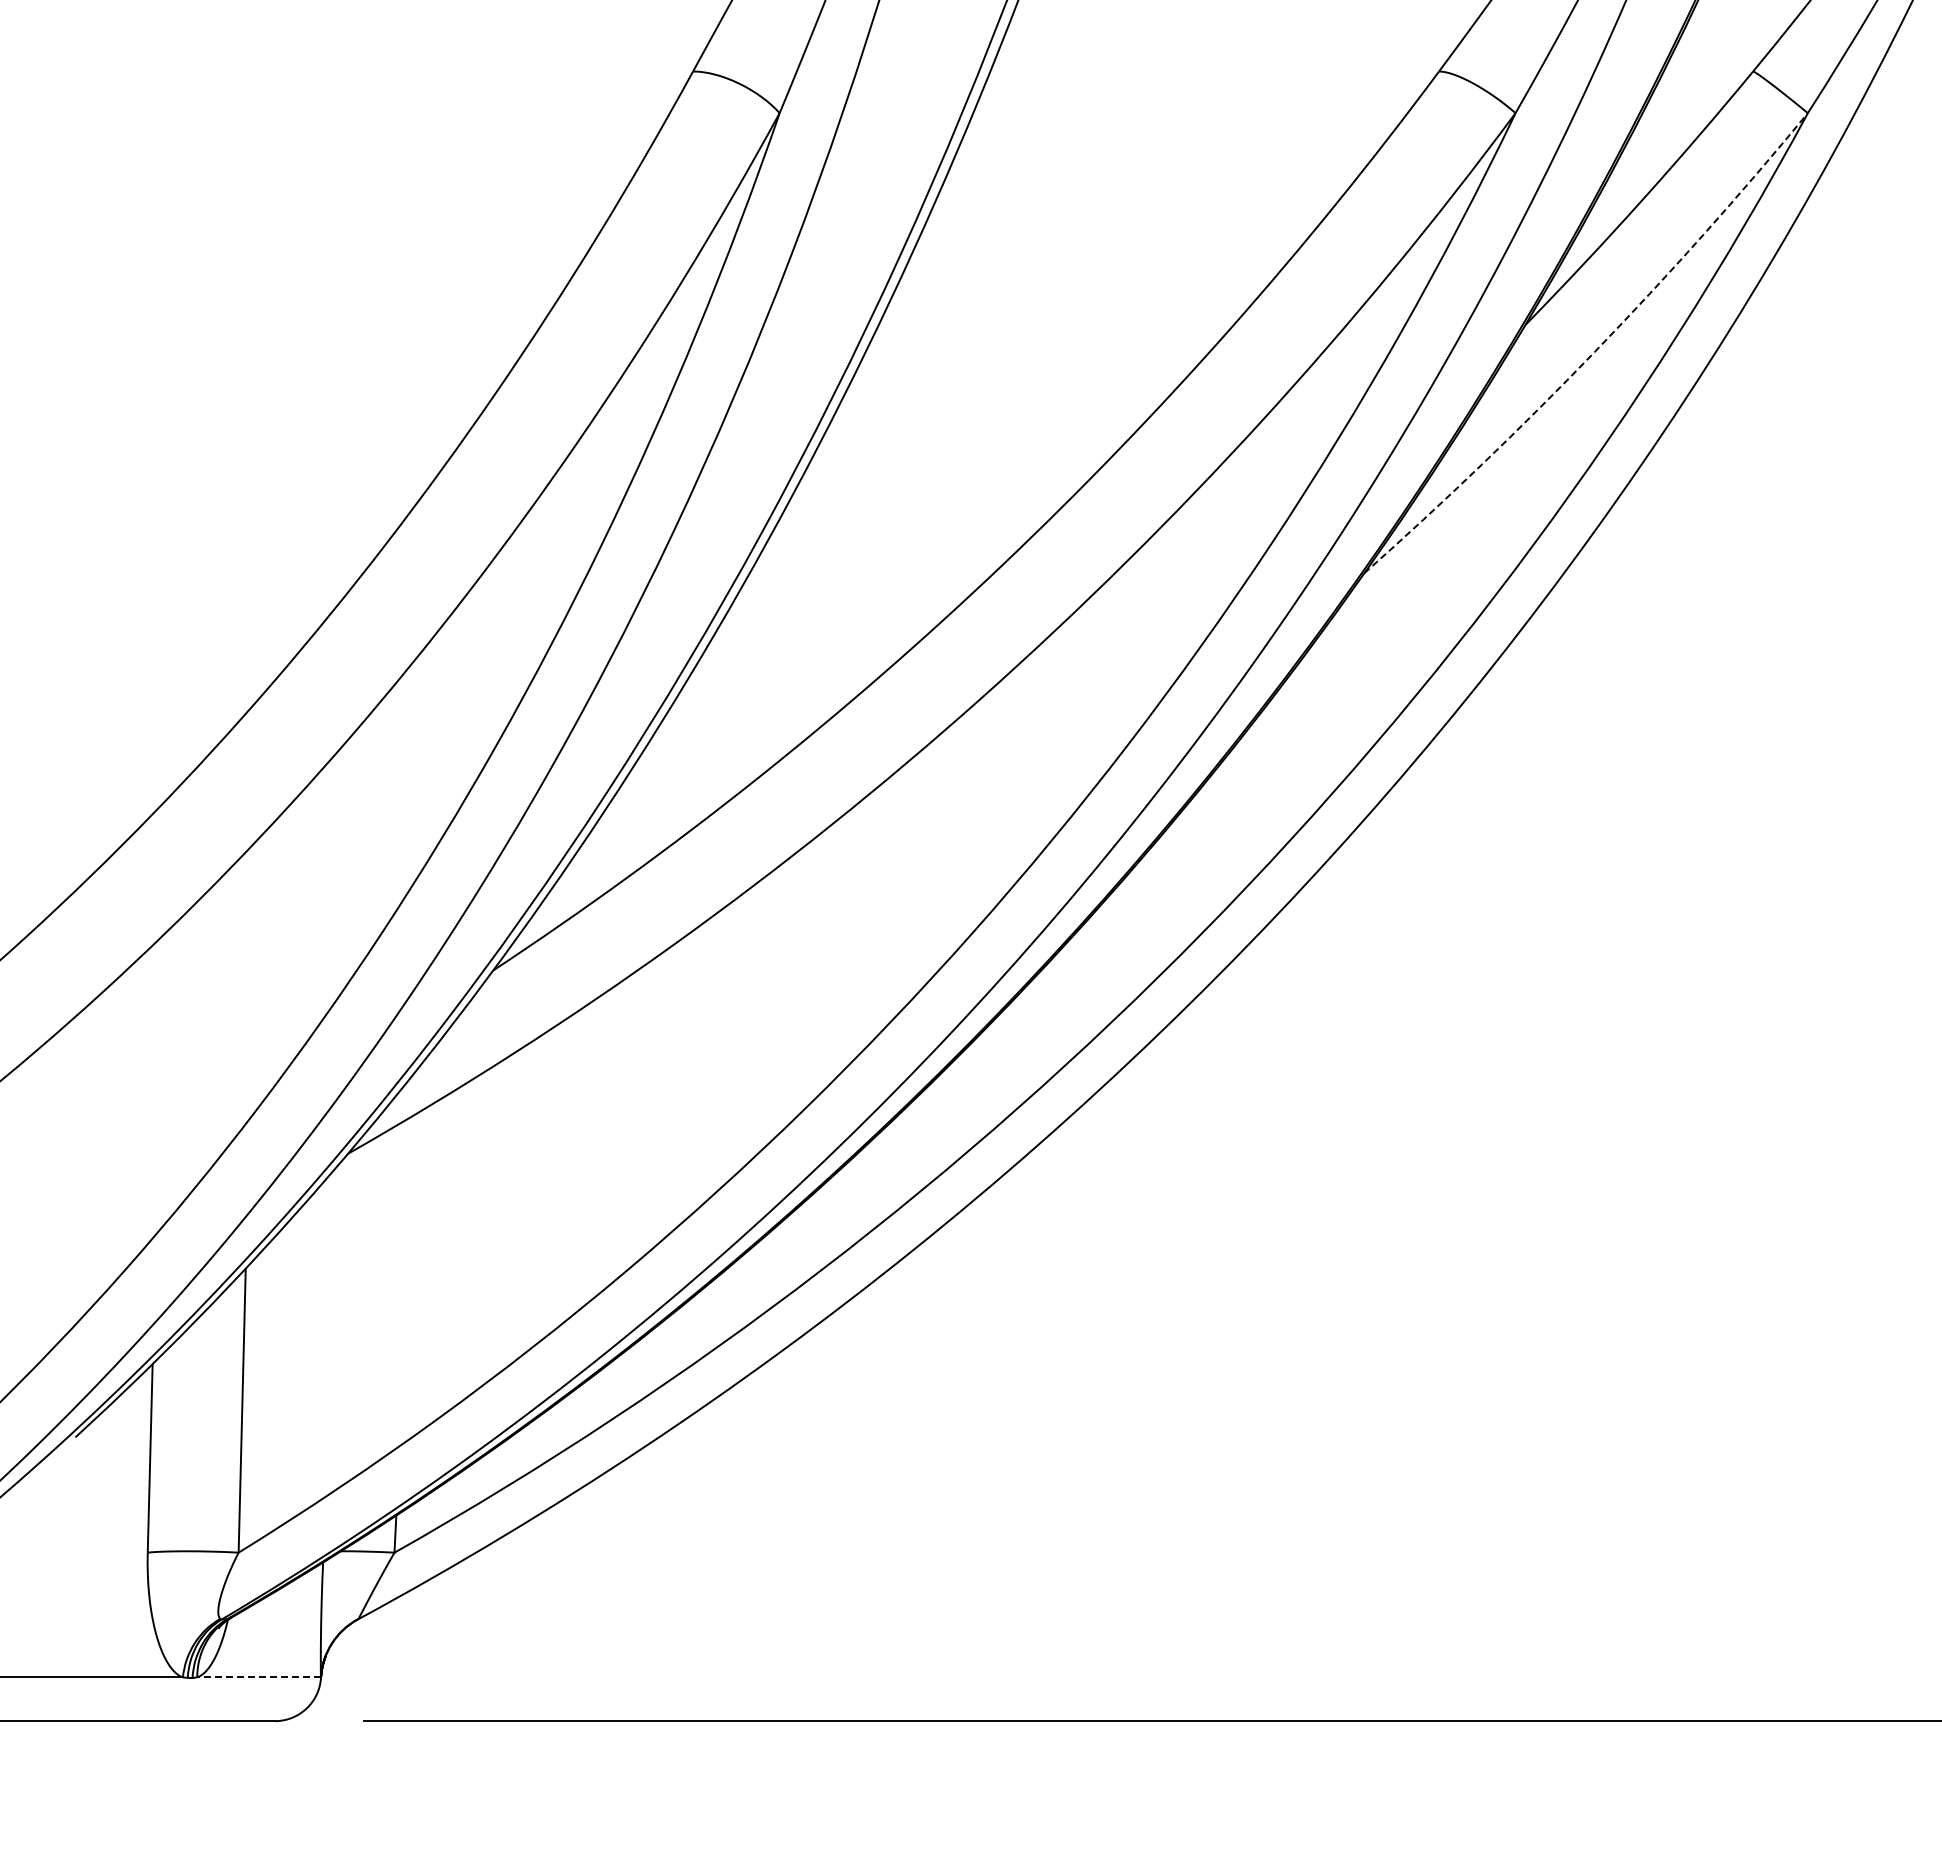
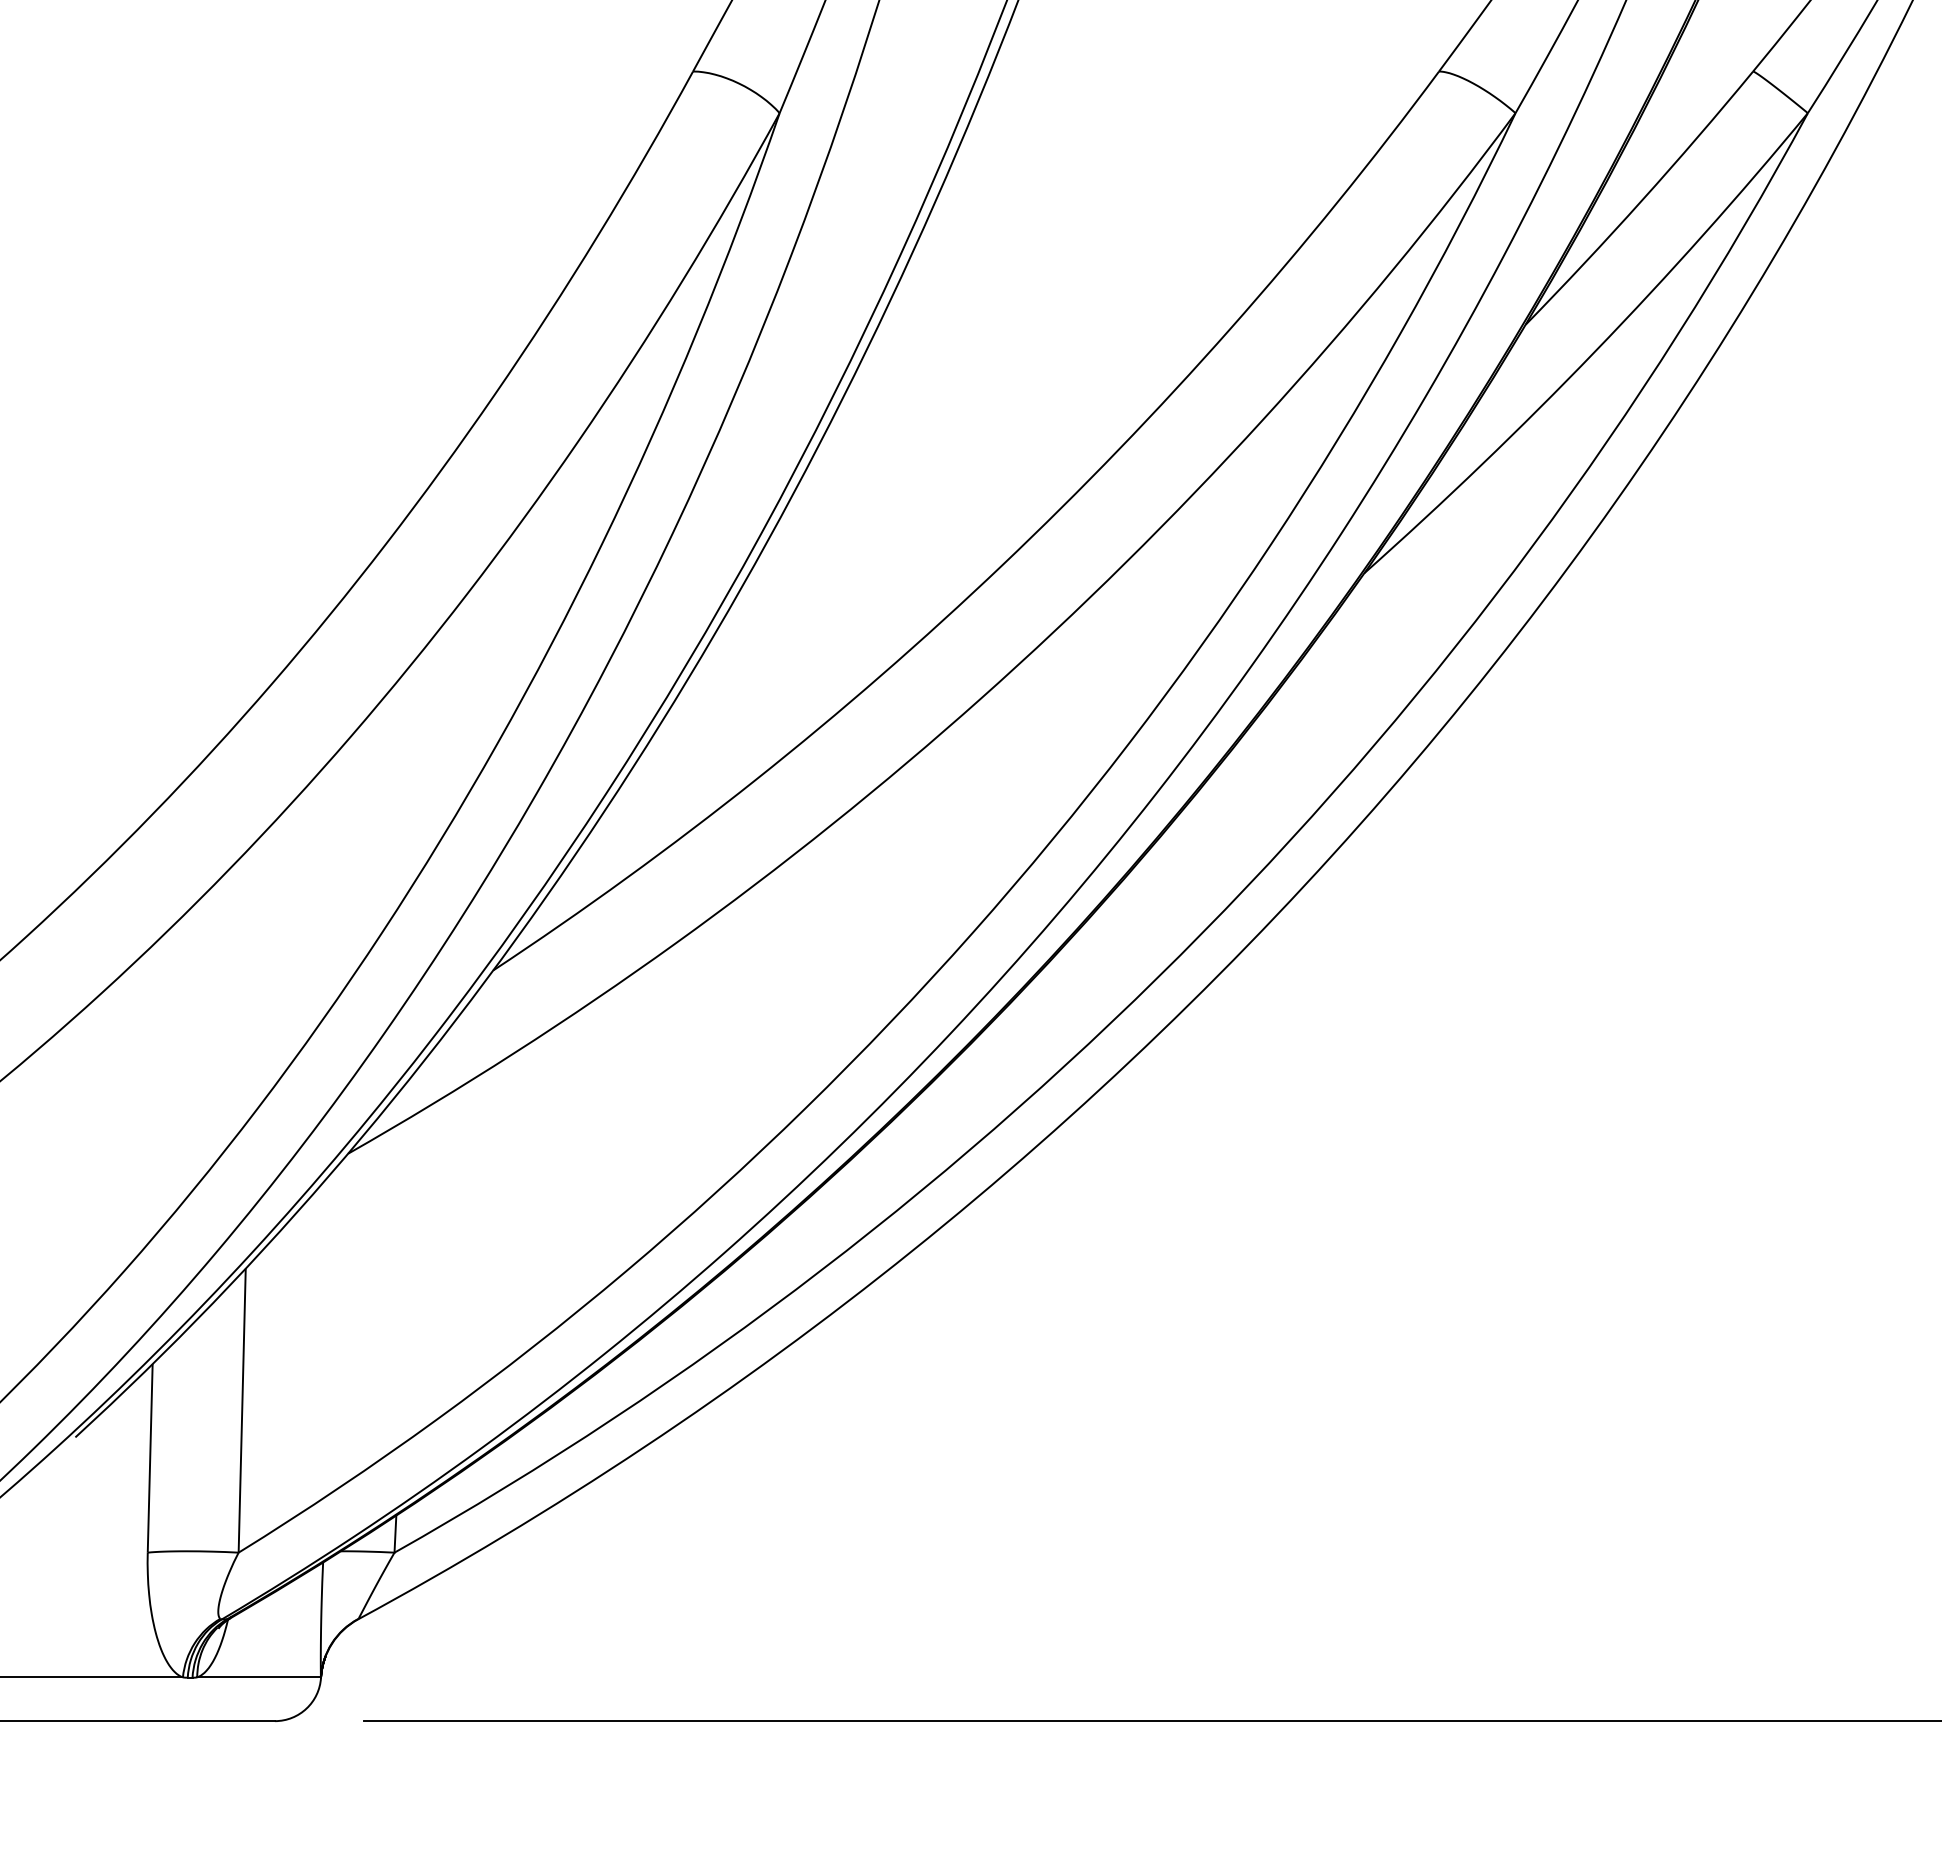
arc: dashed -> solid (1595, 351)
line: dashed -> solid (259, 1677)
